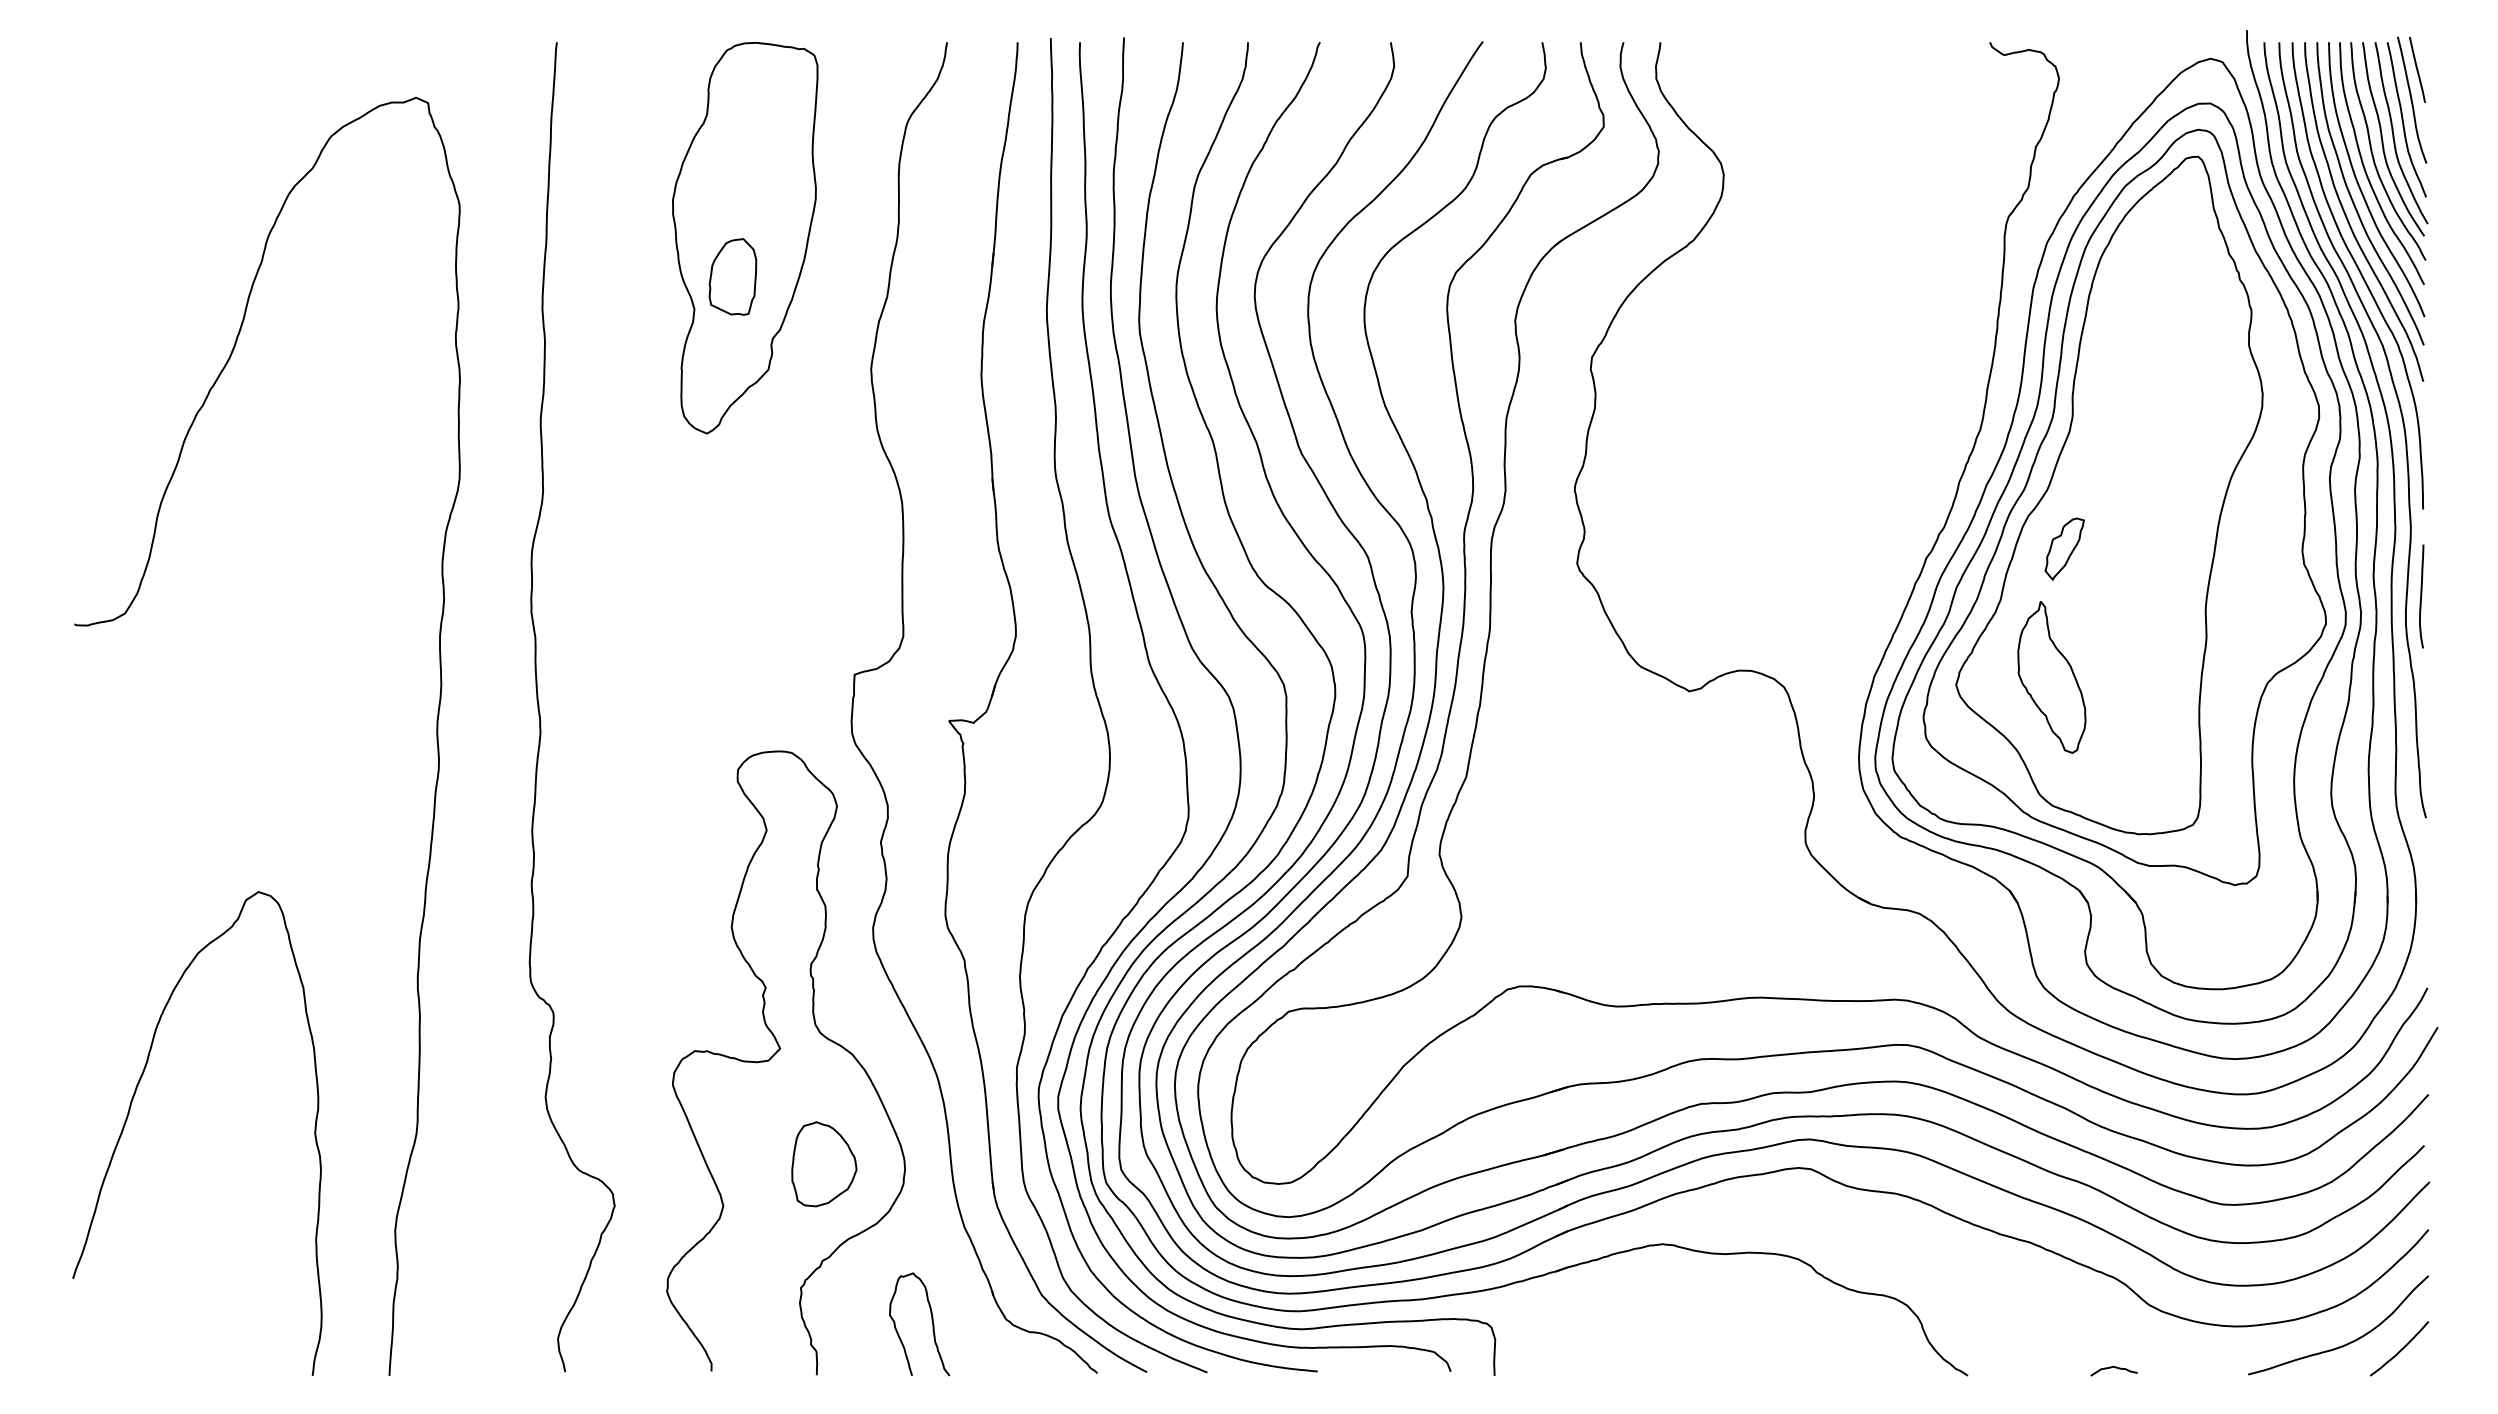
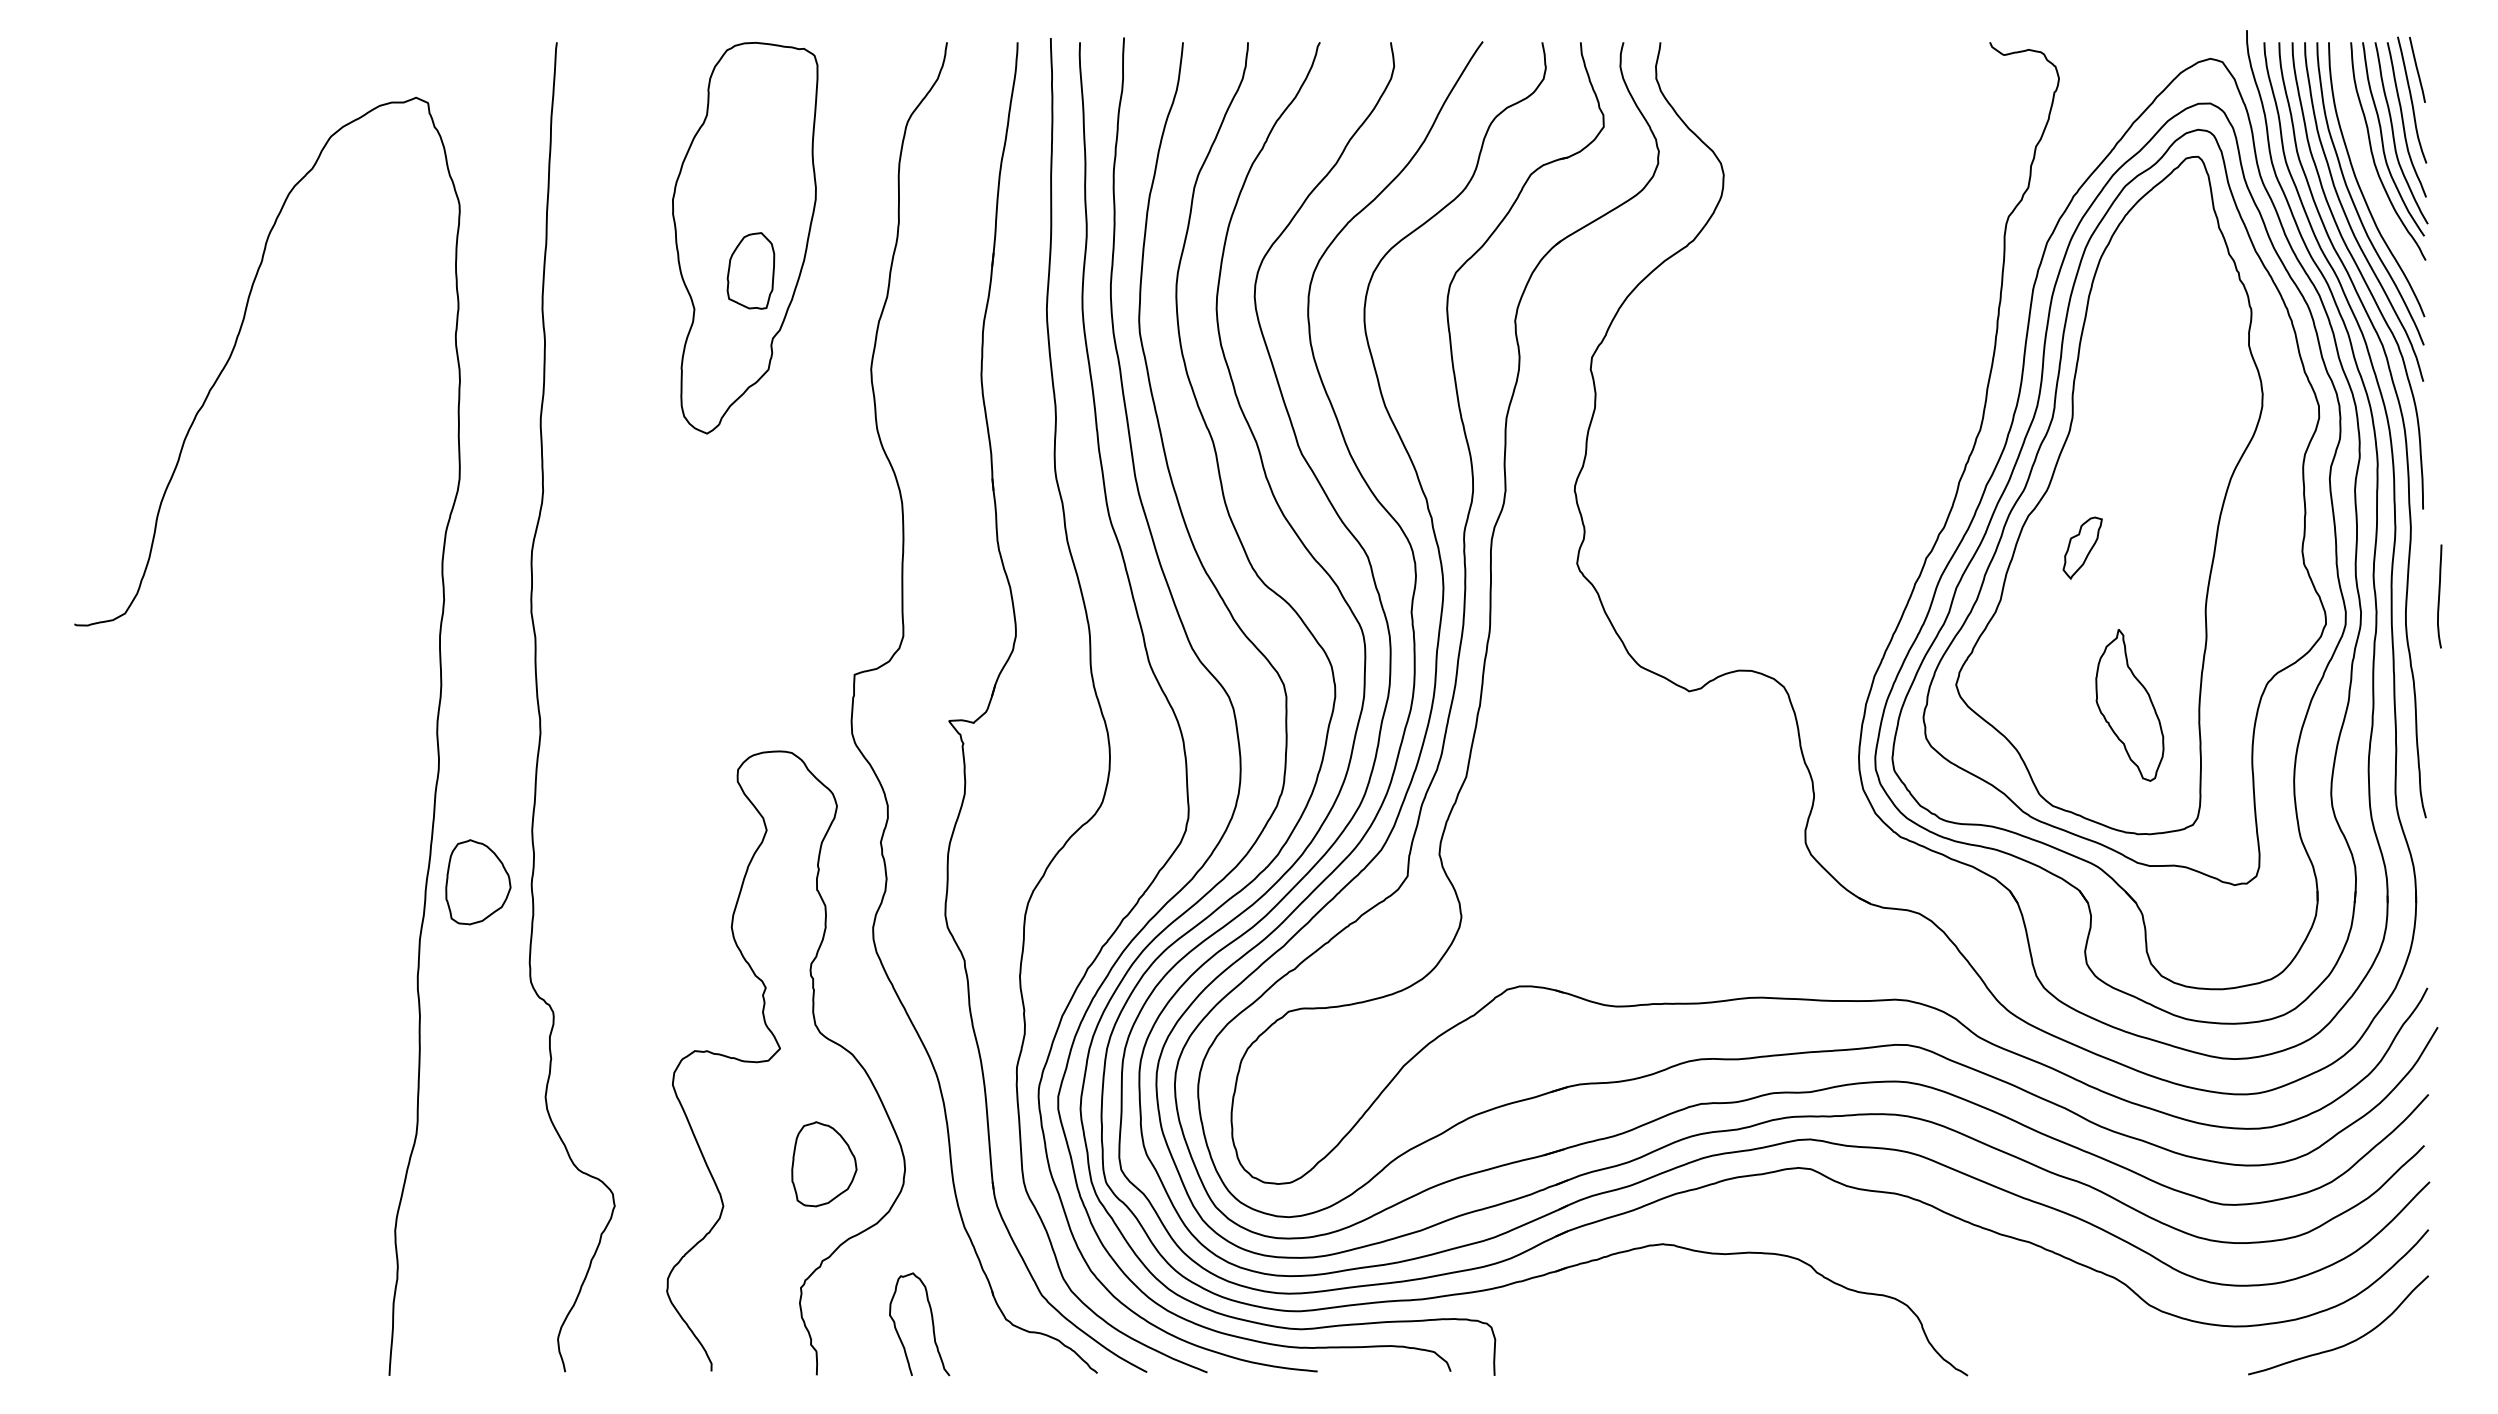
curve: present -> none (2366, 170)
part position: (732, 276) -> (750, 270) (750, 270)
part position: (2064, 548) -> (2082, 547) (2082, 547)
curve position: (2421, 596) -> (2439, 596) (2439, 596)
part position: (2051, 677) -> (2129, 705) (2129, 705)
part: none -> present (478, 882)
curve: present -> none (129, 1114)
curve: present -> none (2400, 1349)
curve: present -> none (2111, 1368)
